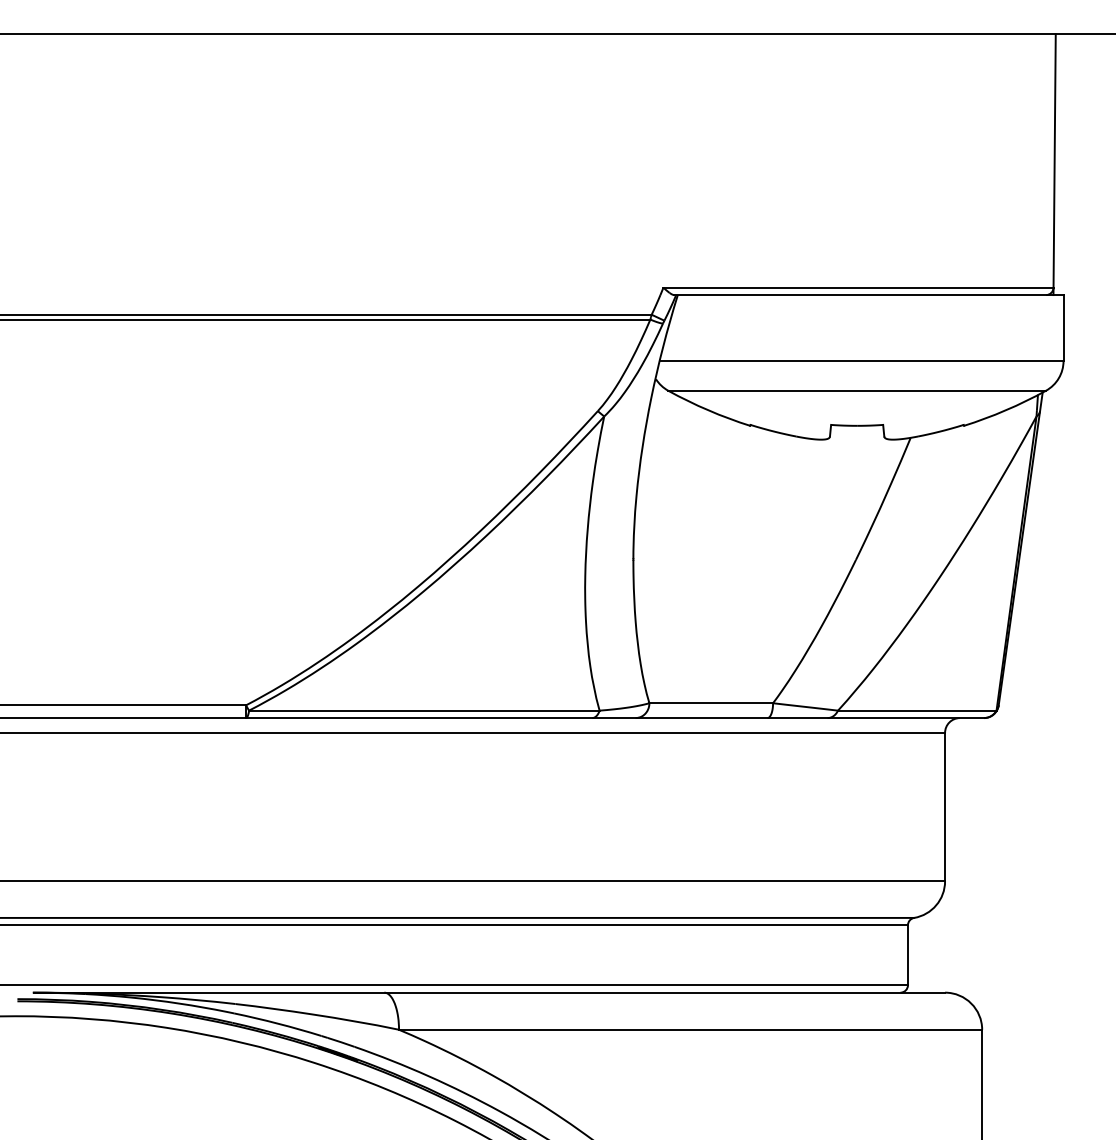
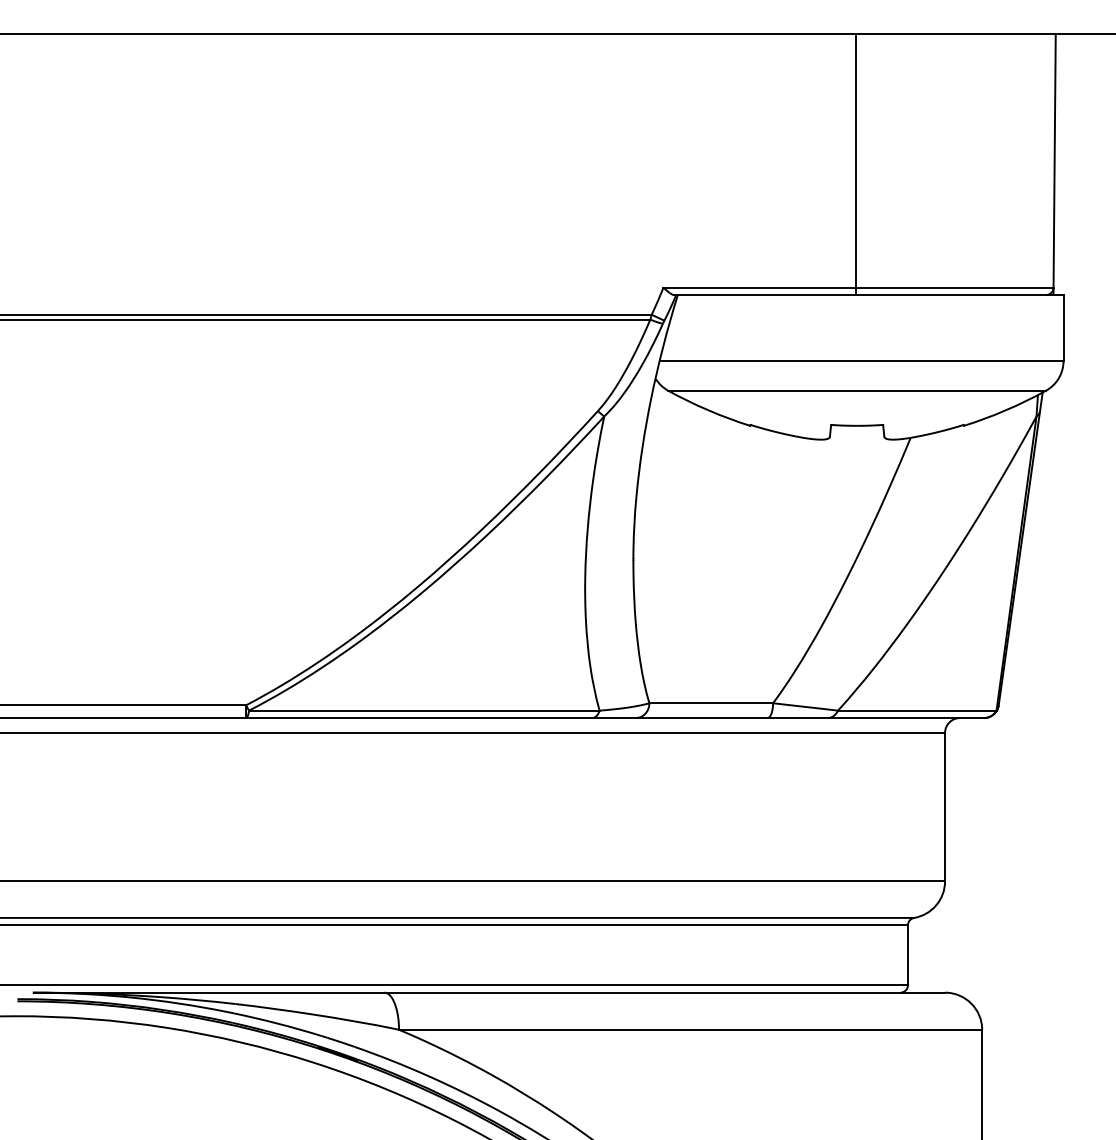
line: none -> present (856, 164)
